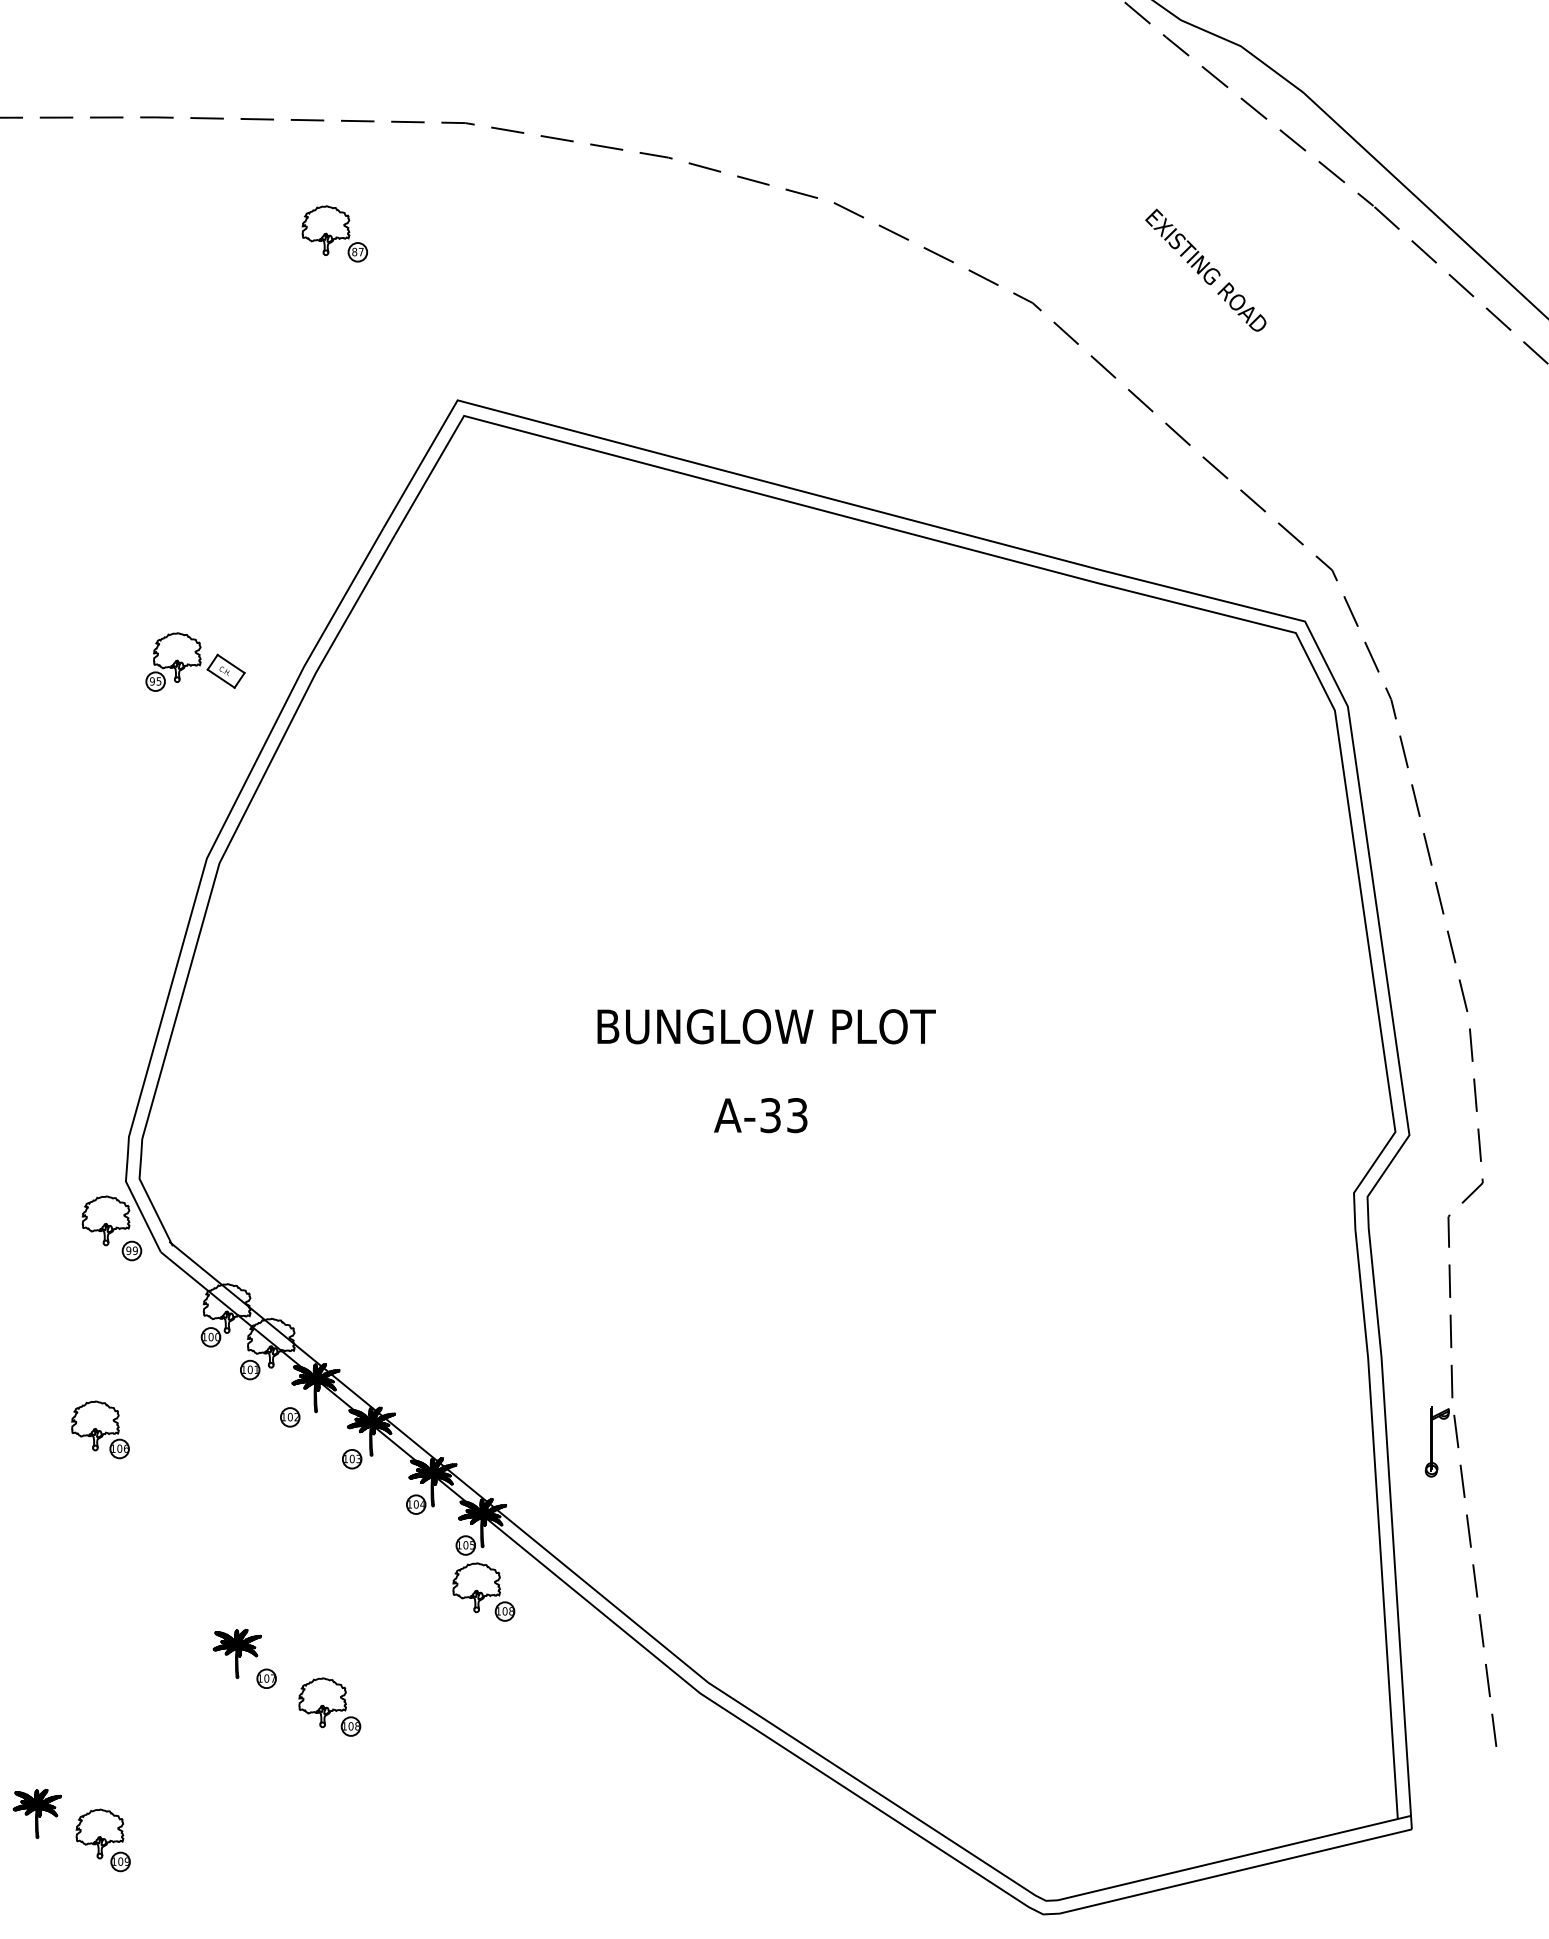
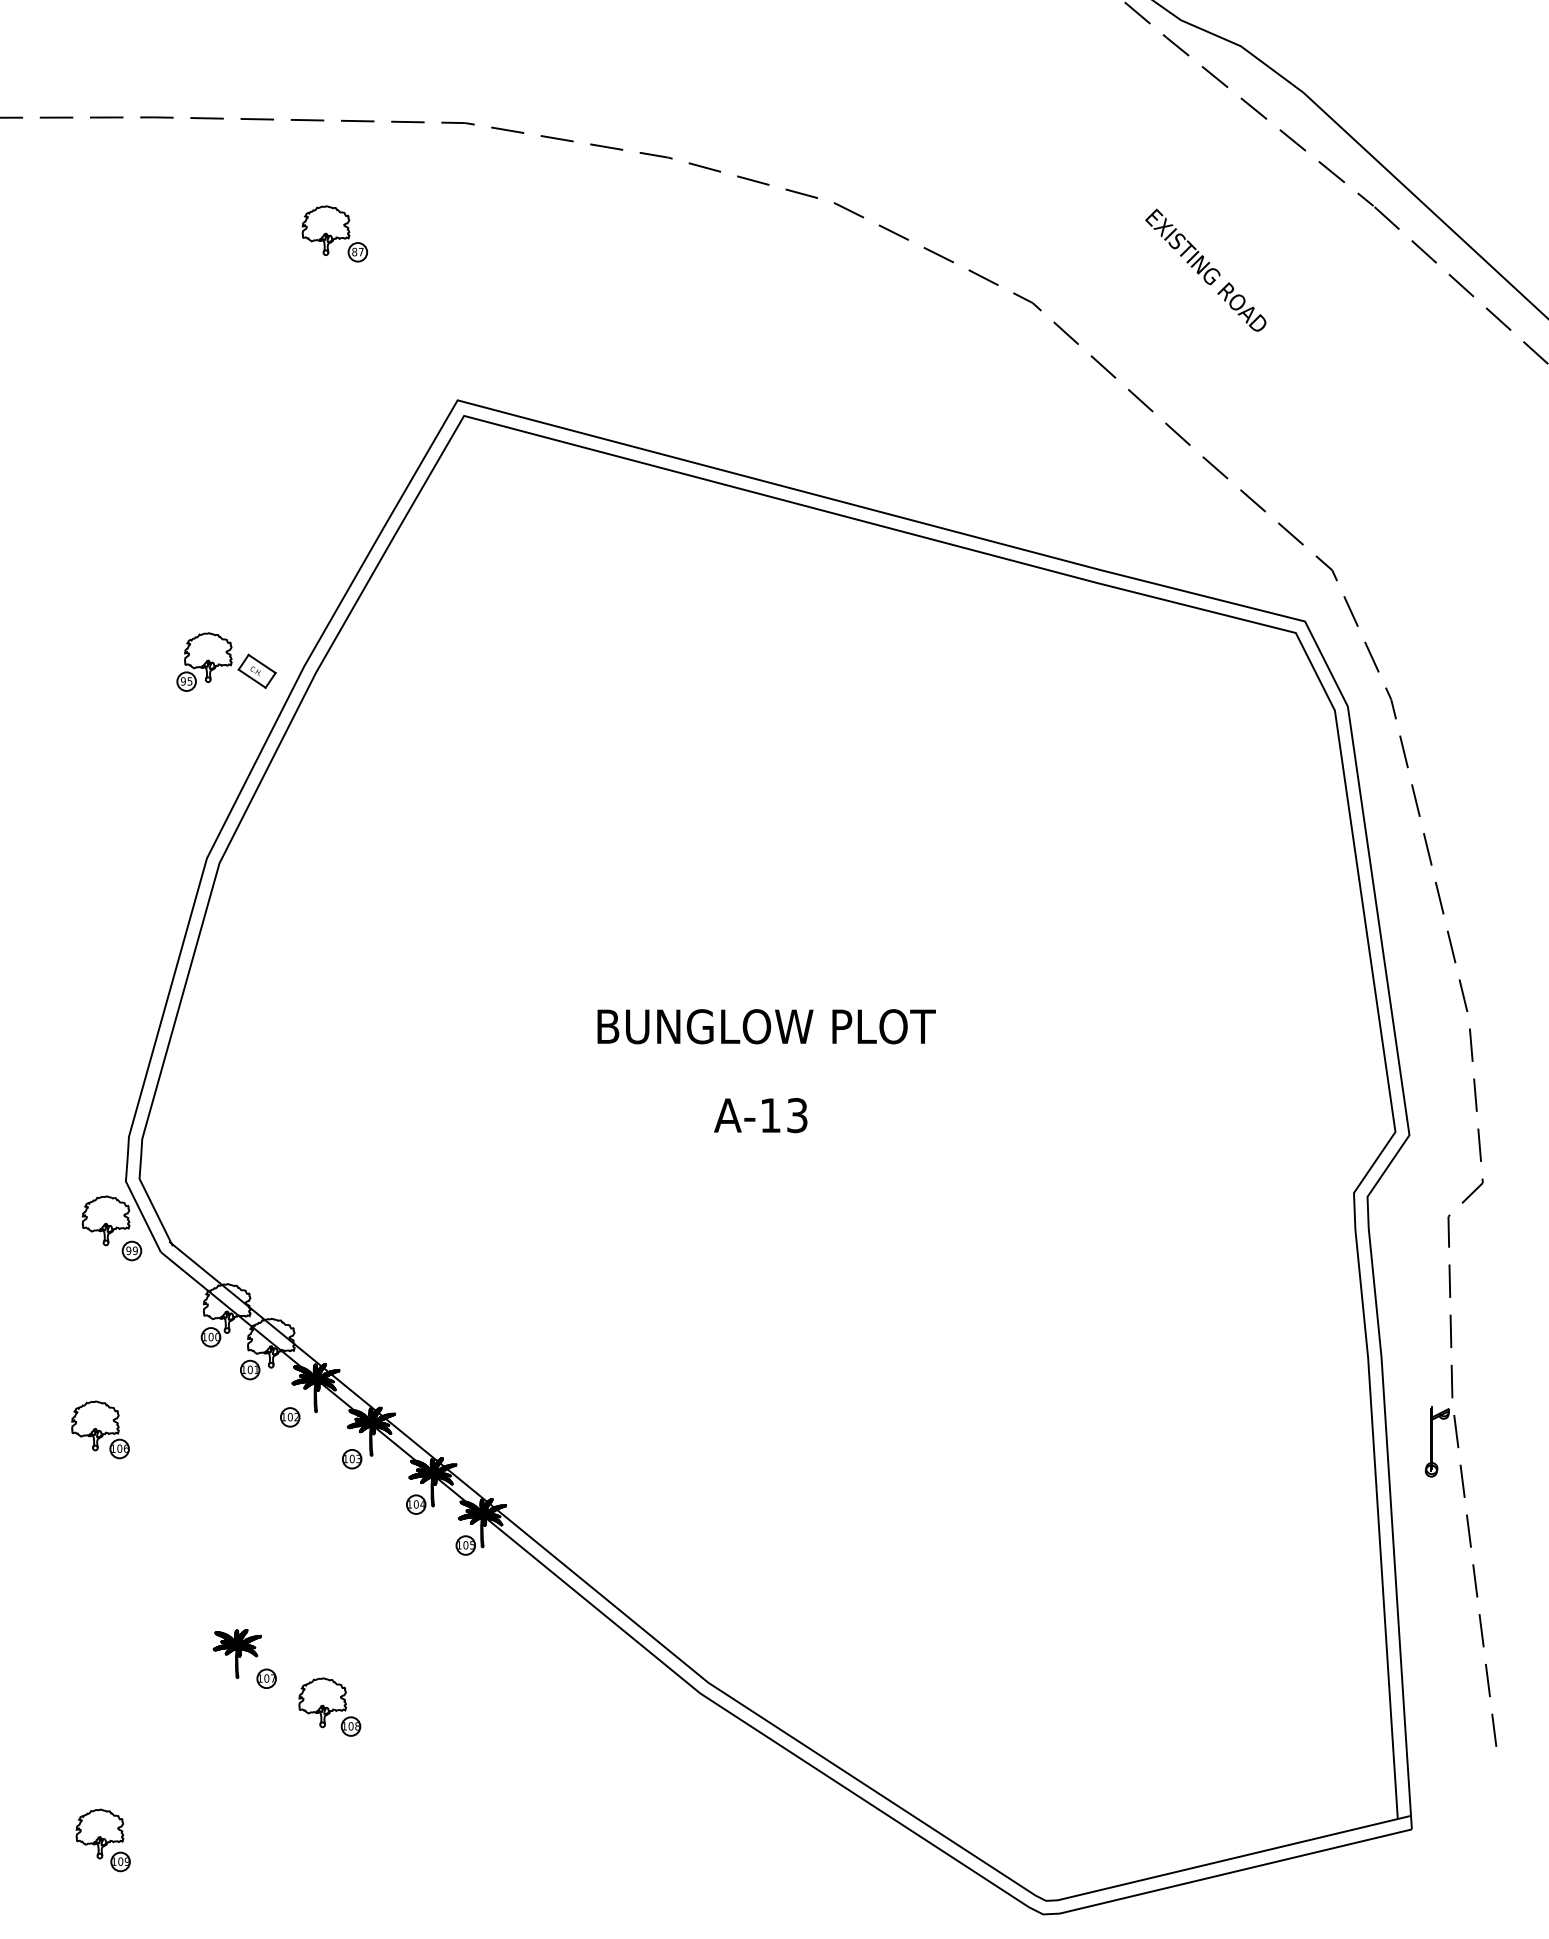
part position: (195, 661) -> (226, 661) (226, 661)
text: A-33 -> A-13 (770, 1115)
part: present -> none (483, 1591)
part: present -> none (36, 1813)
